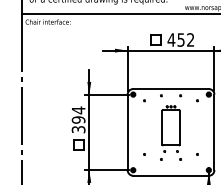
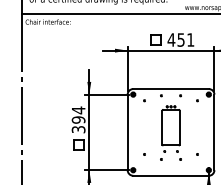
text: 452 -> 451 (190, 39)
